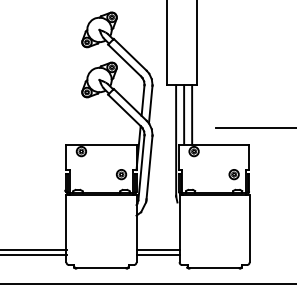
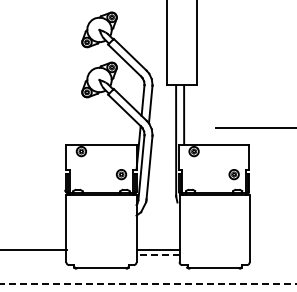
line: present -> none (192, 114)
line: present -> none (34, 254)
line: solid -> dashed (158, 254)
line: solid -> dashed (148, 284)
